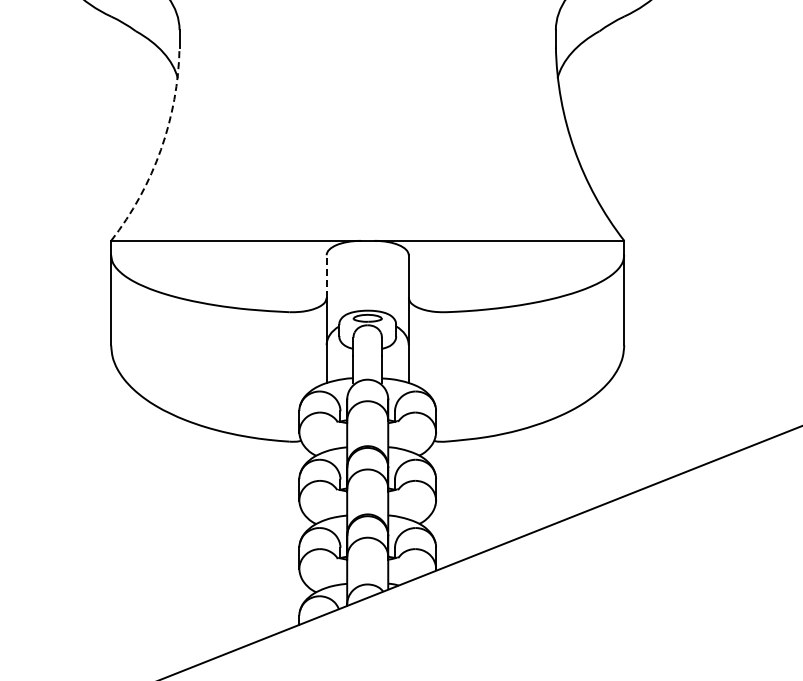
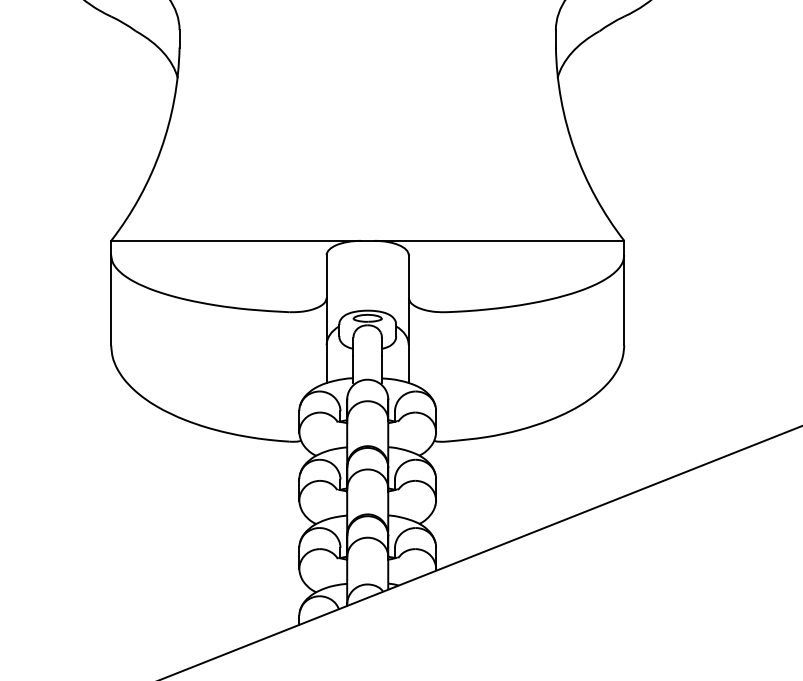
arc: dashed -> solid (161, 149)
line: dashed -> solid (326, 276)
